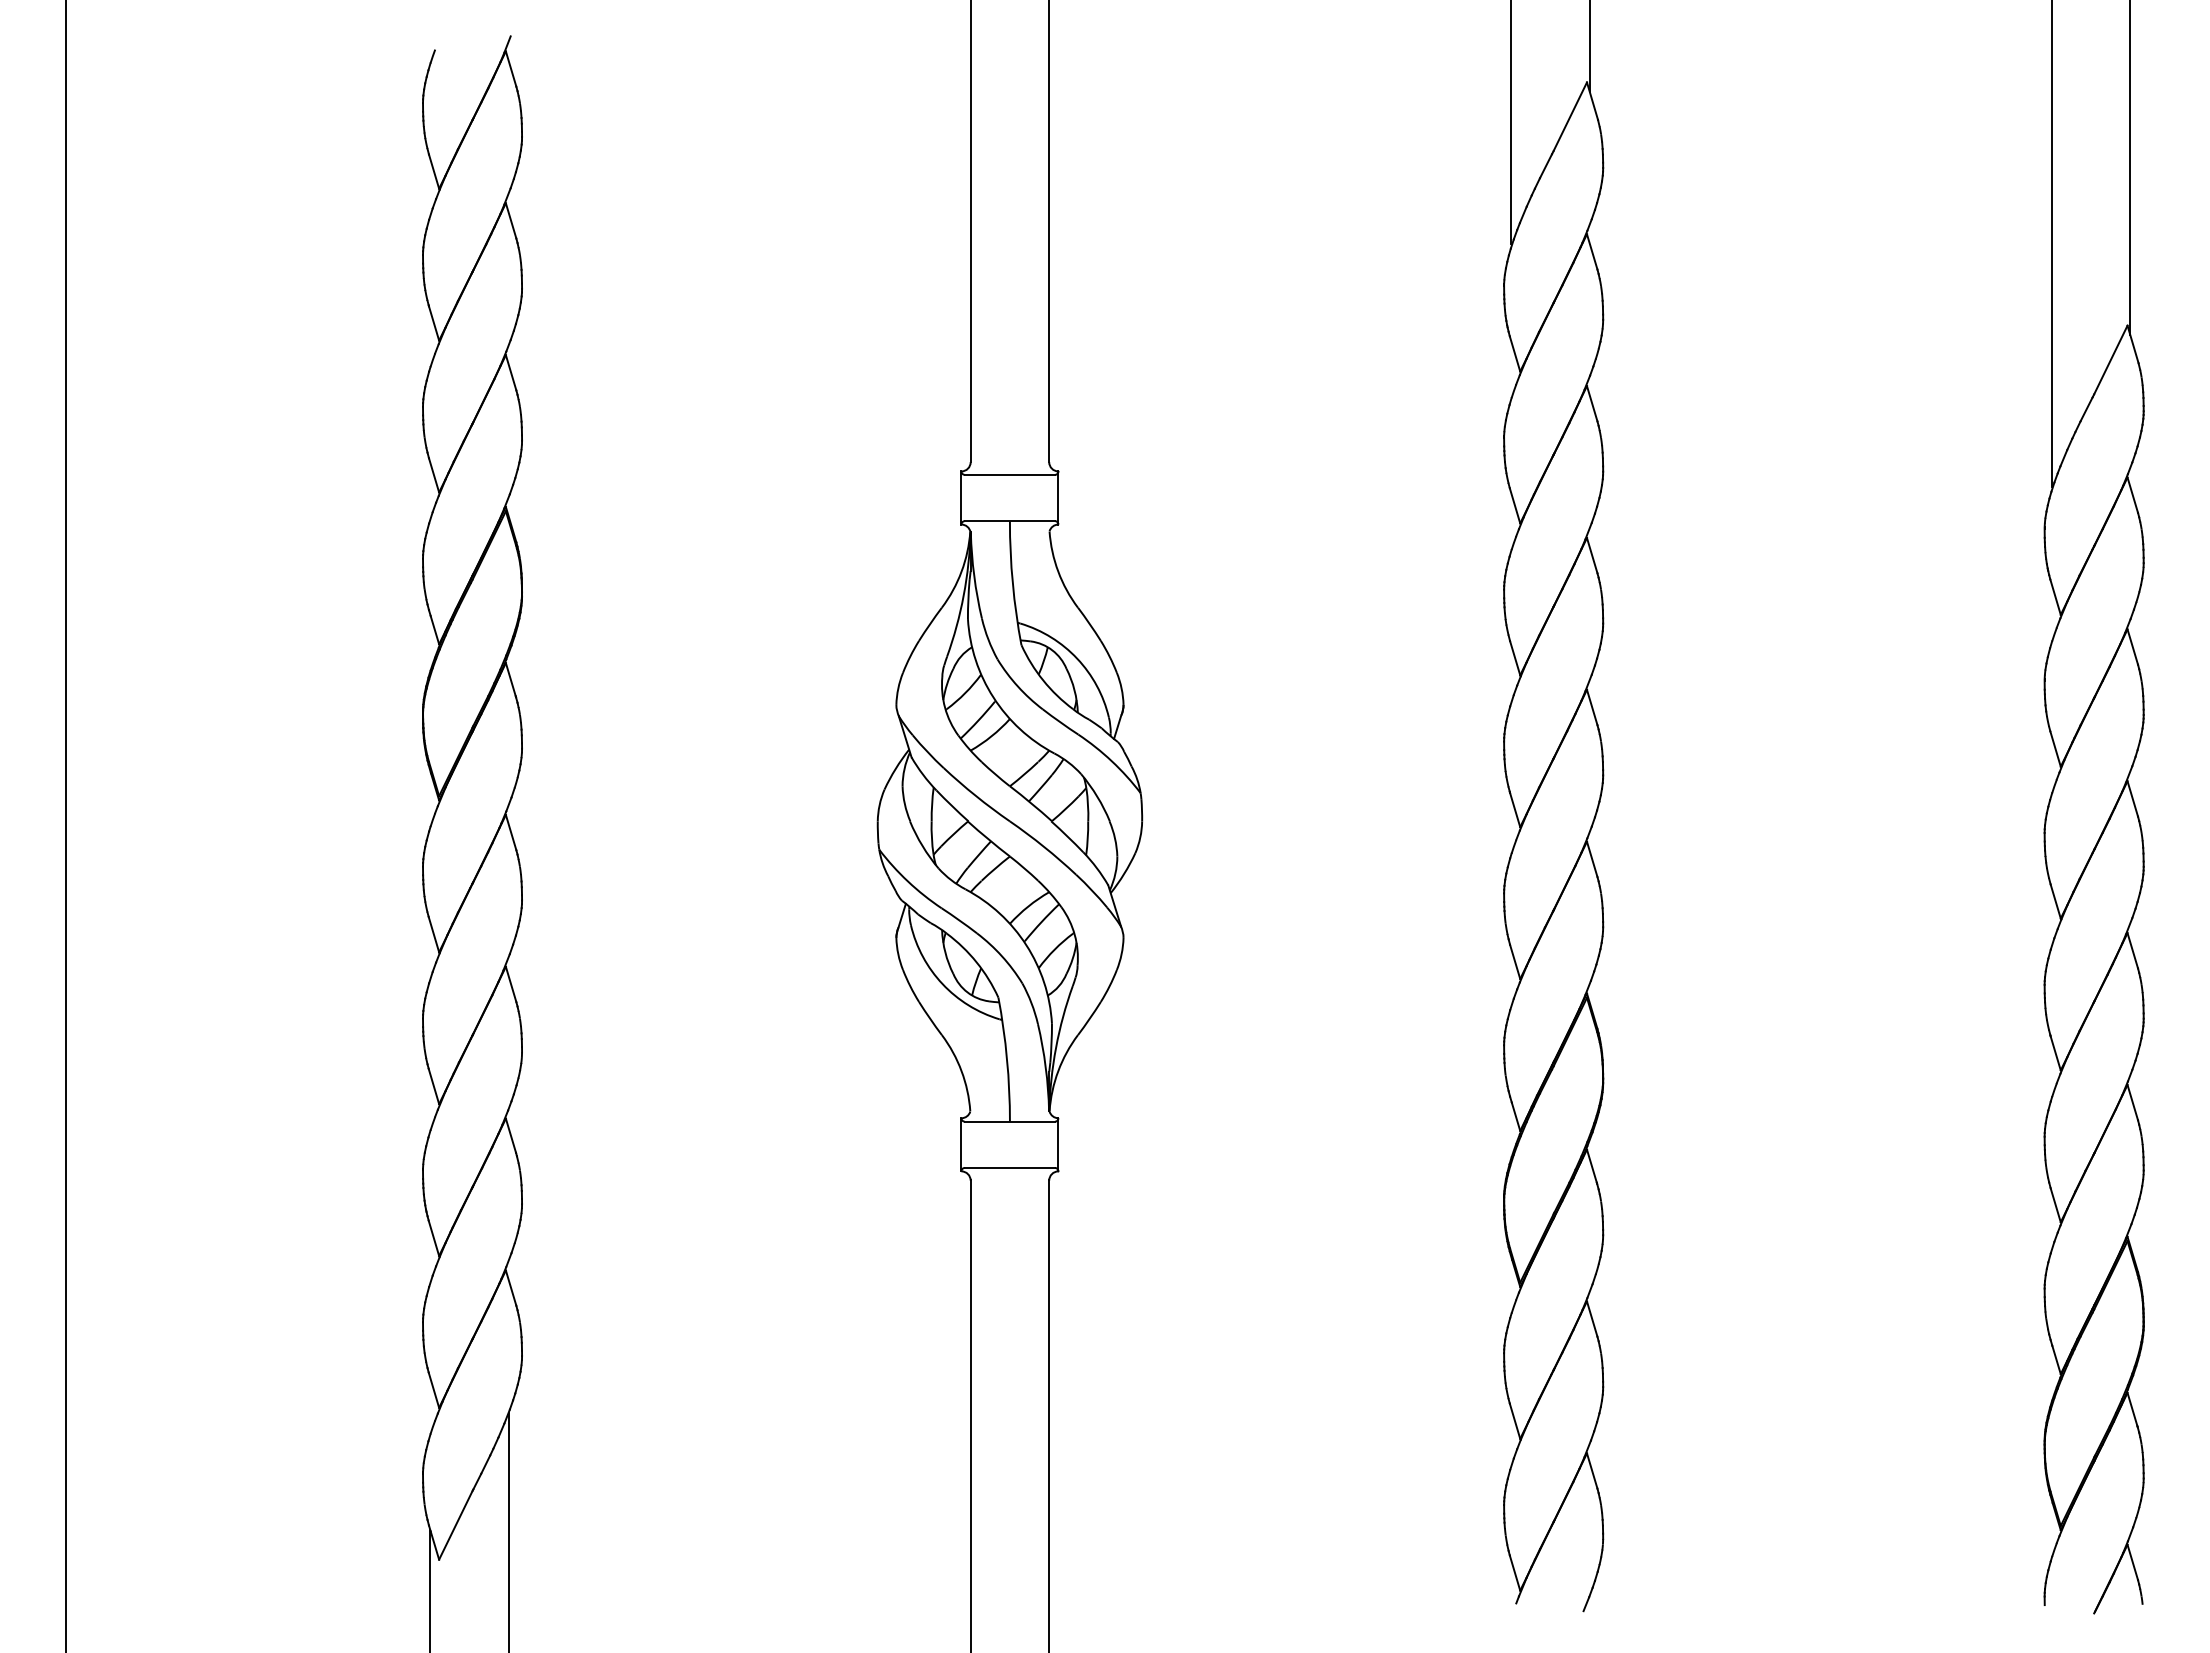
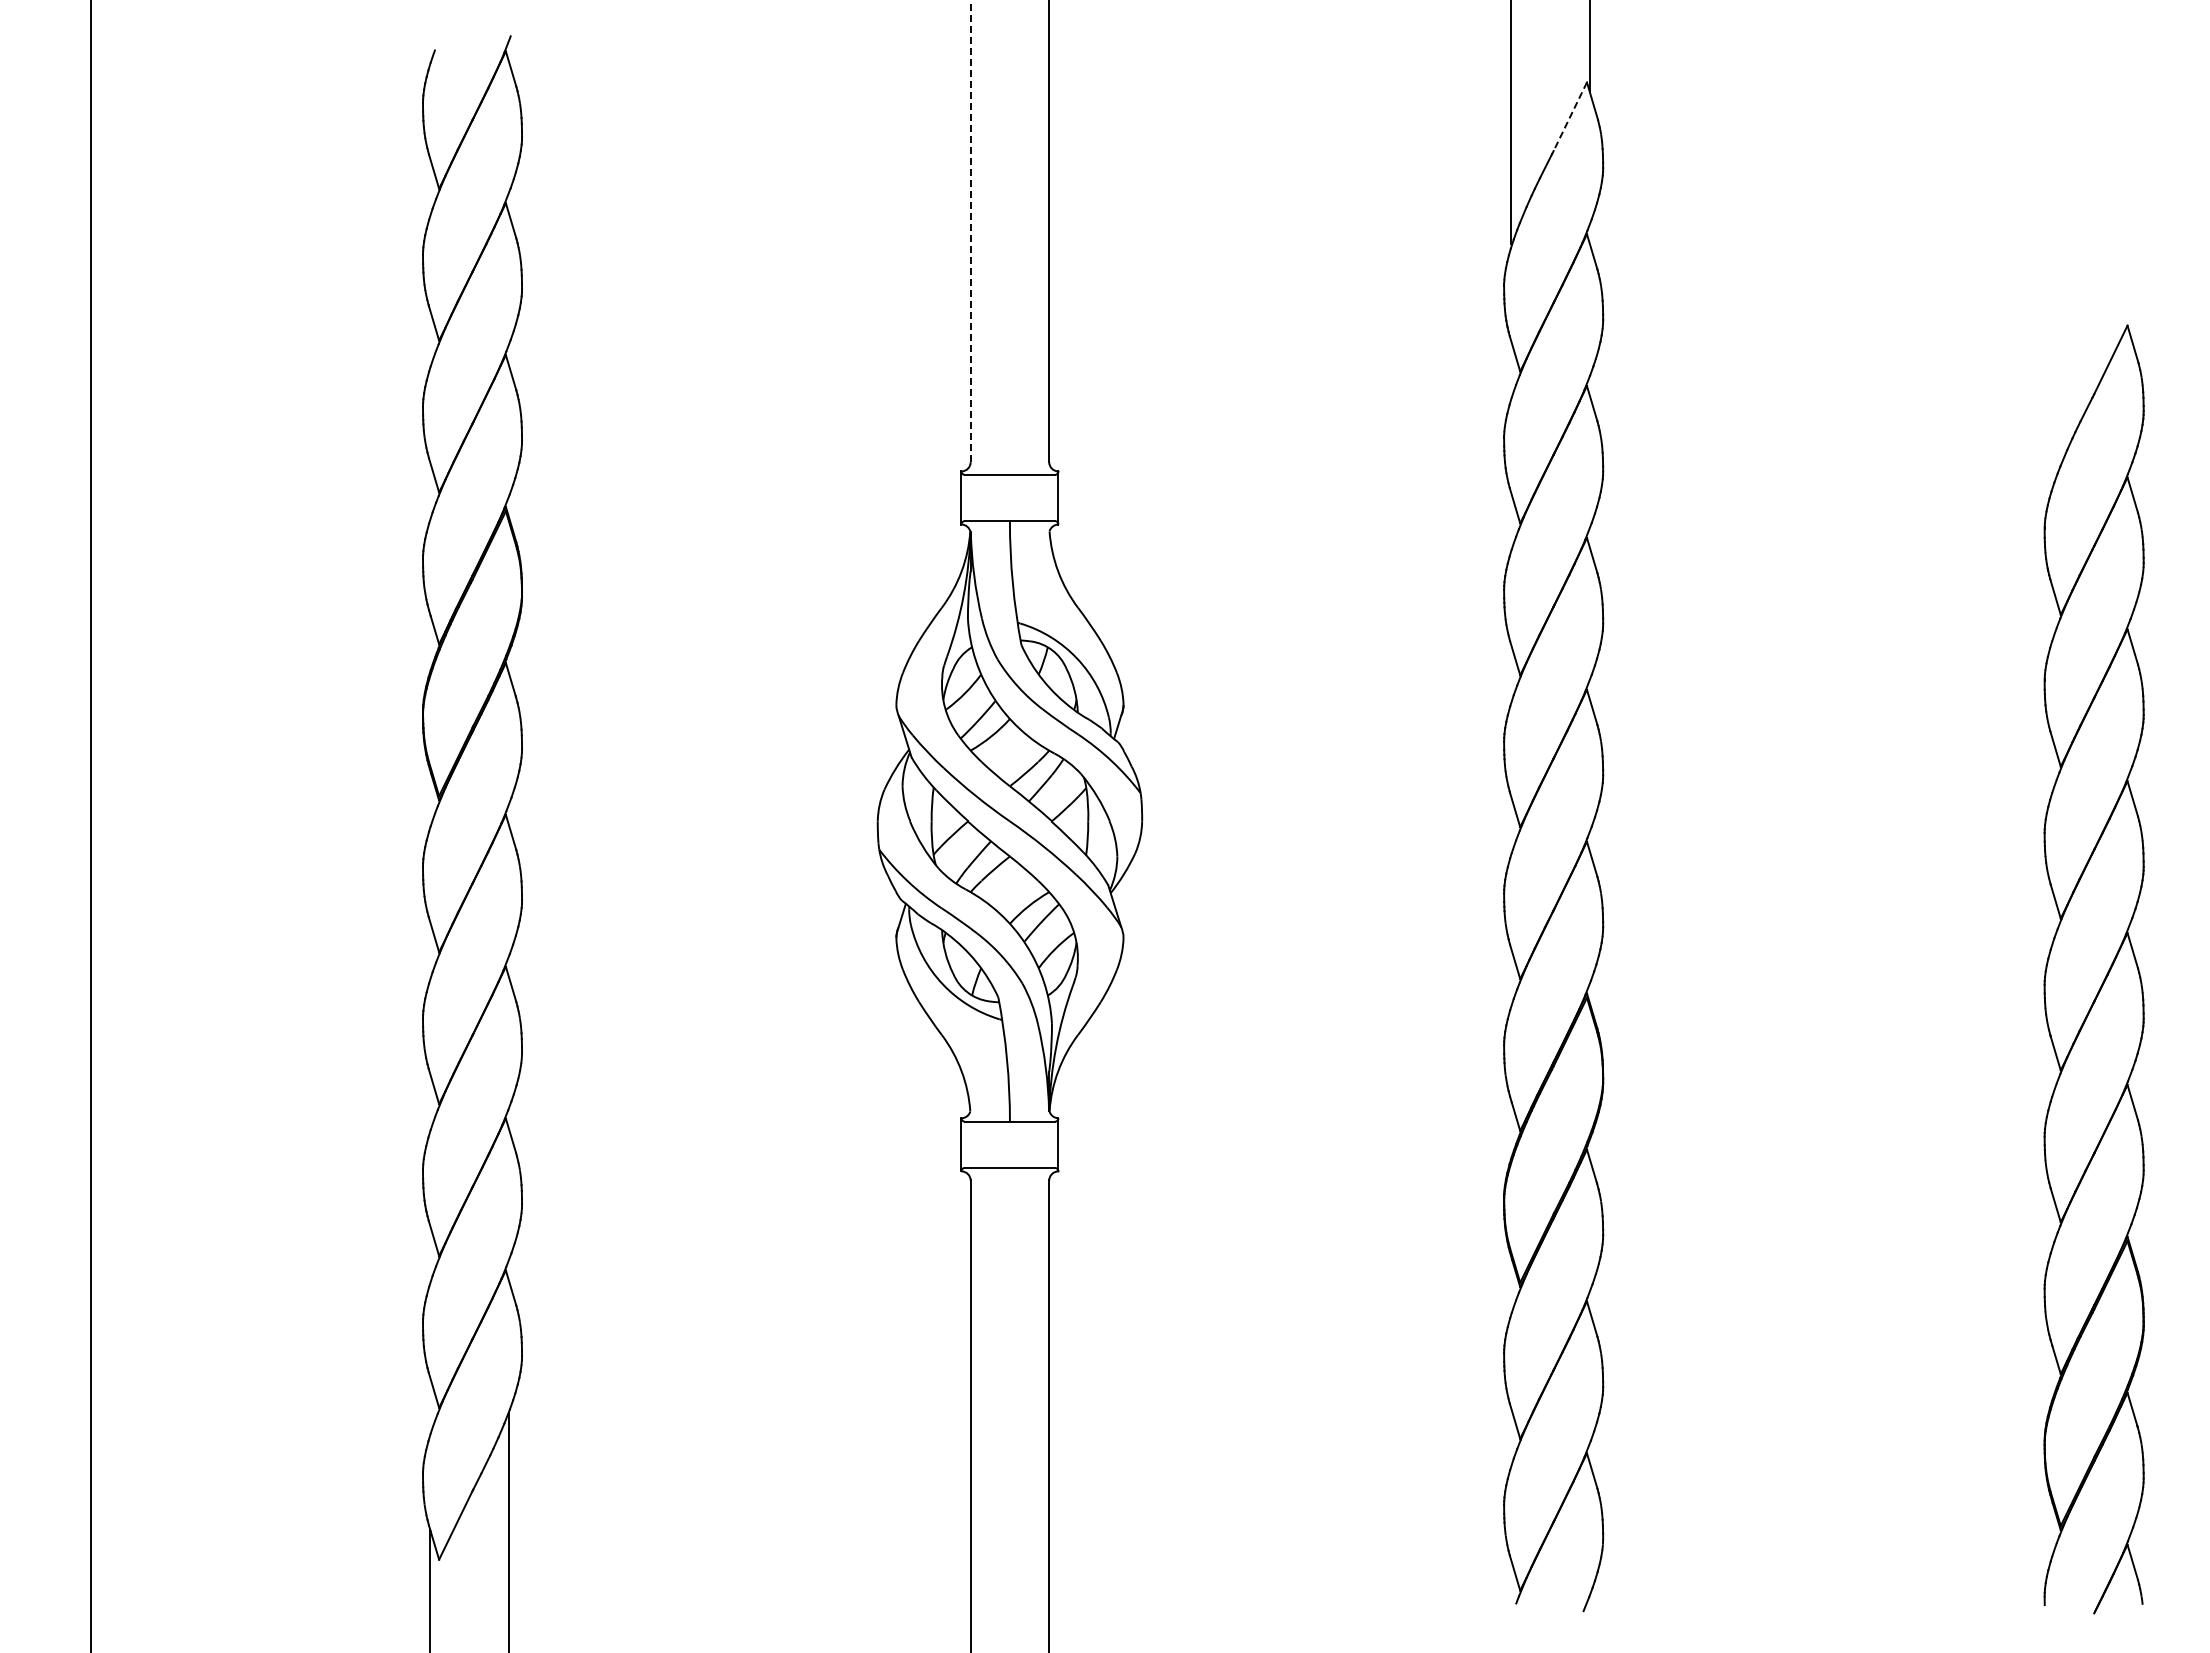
line: solid -> dashed (1570, 117)
line: present -> none (2130, 168)
line: solid -> dashed (970, 231)
line: present -> none (2051, 244)
line position: (66, 825) -> (91, 825) (91, 825)
